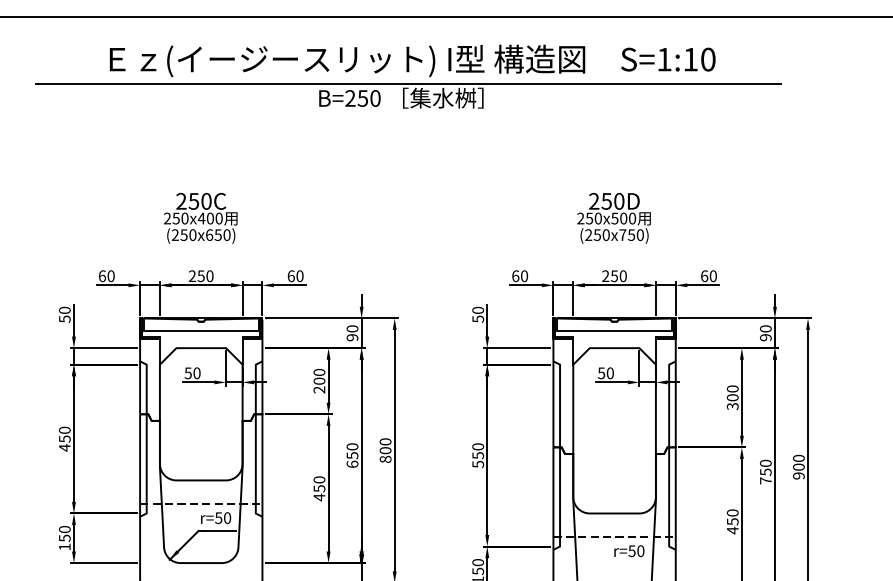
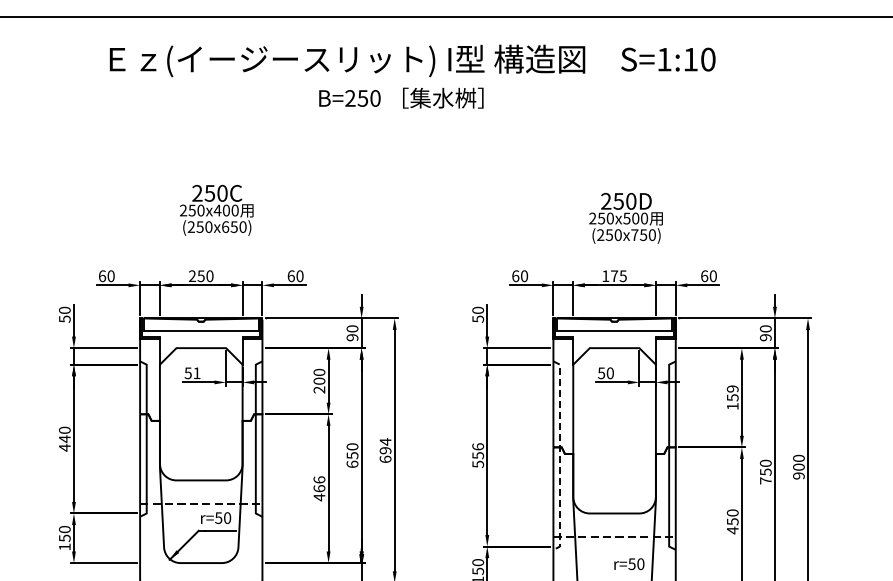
line: present -> none (407, 83)
text position: (200, 218) -> (216, 210) (216, 210)
text position: (613, 218) -> (625, 218) (625, 218)
text: 250 -> 175 (614, 276)
text: 50 -> 51 (196, 373)
text: 300 -> 159 (732, 397)
text: 450 -> 440 (64, 438)
text: 550 -> 556 (477, 446)
text: 800 -> 694 (385, 450)
line: solid -> dashed (560, 455)
text: 450 -> 466 (319, 484)
text position: (629, 551) -> (629, 564) (629, 564)
